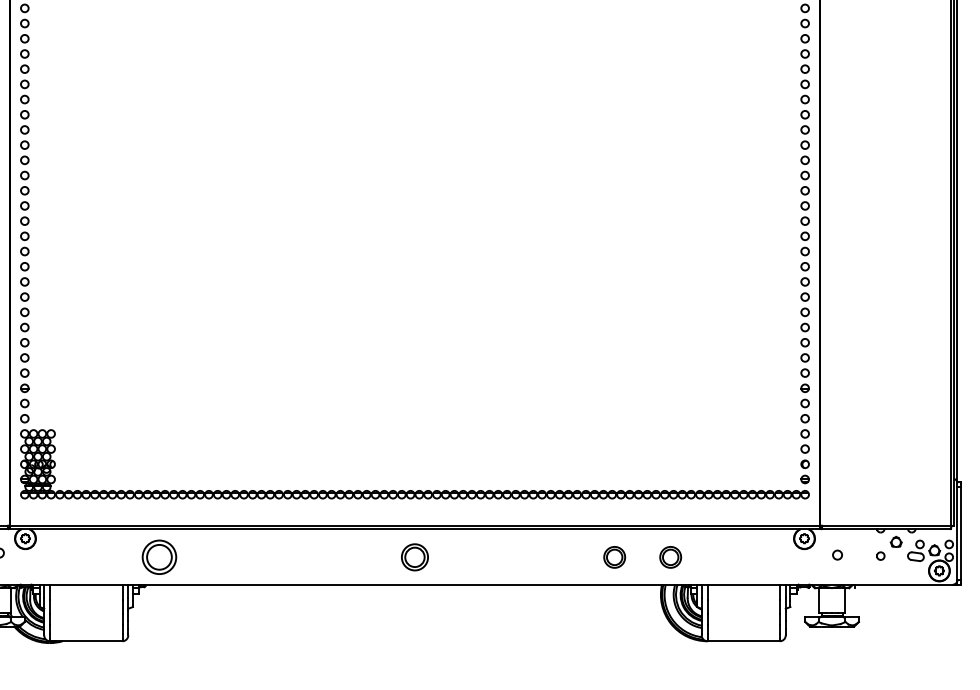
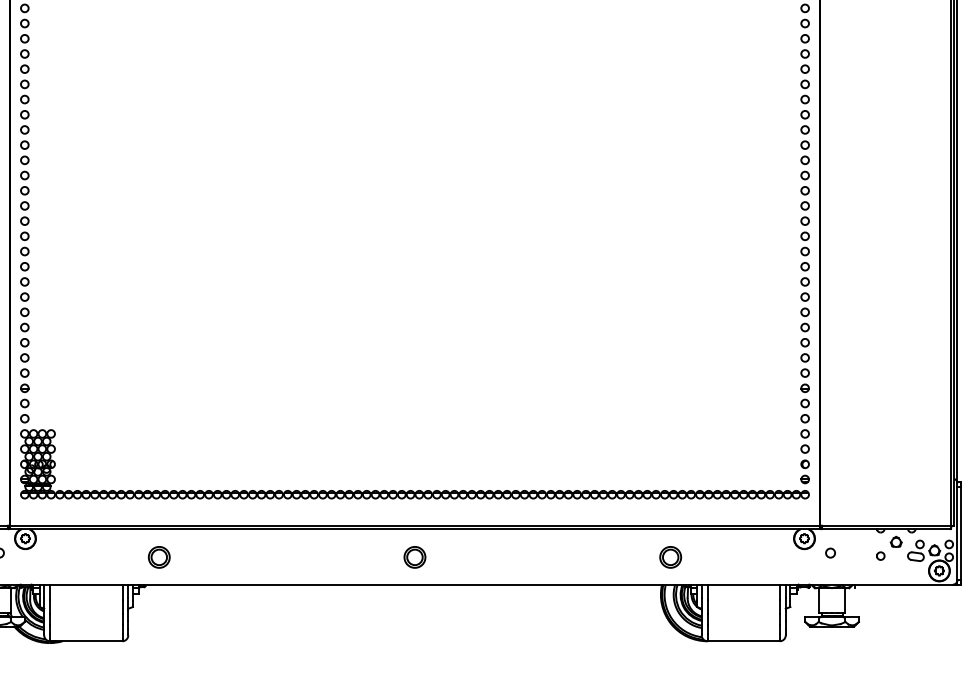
circle position: (837, 554) -> (830, 552) (830, 552)
part size: 37x36 px -> 24x23 px (158, 557)
part size: 28x29 px -> 24x23 px (414, 557)
part: present -> none (614, 557)
